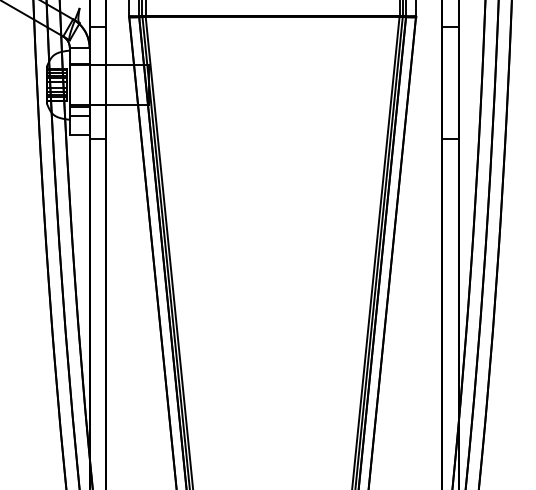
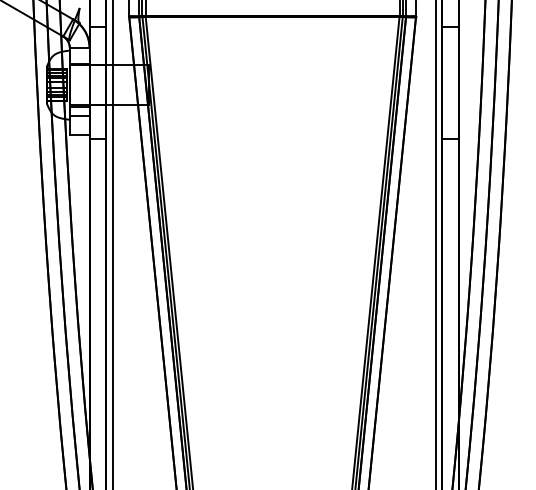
line: none -> present (112, 244)
line: none -> present (435, 244)
